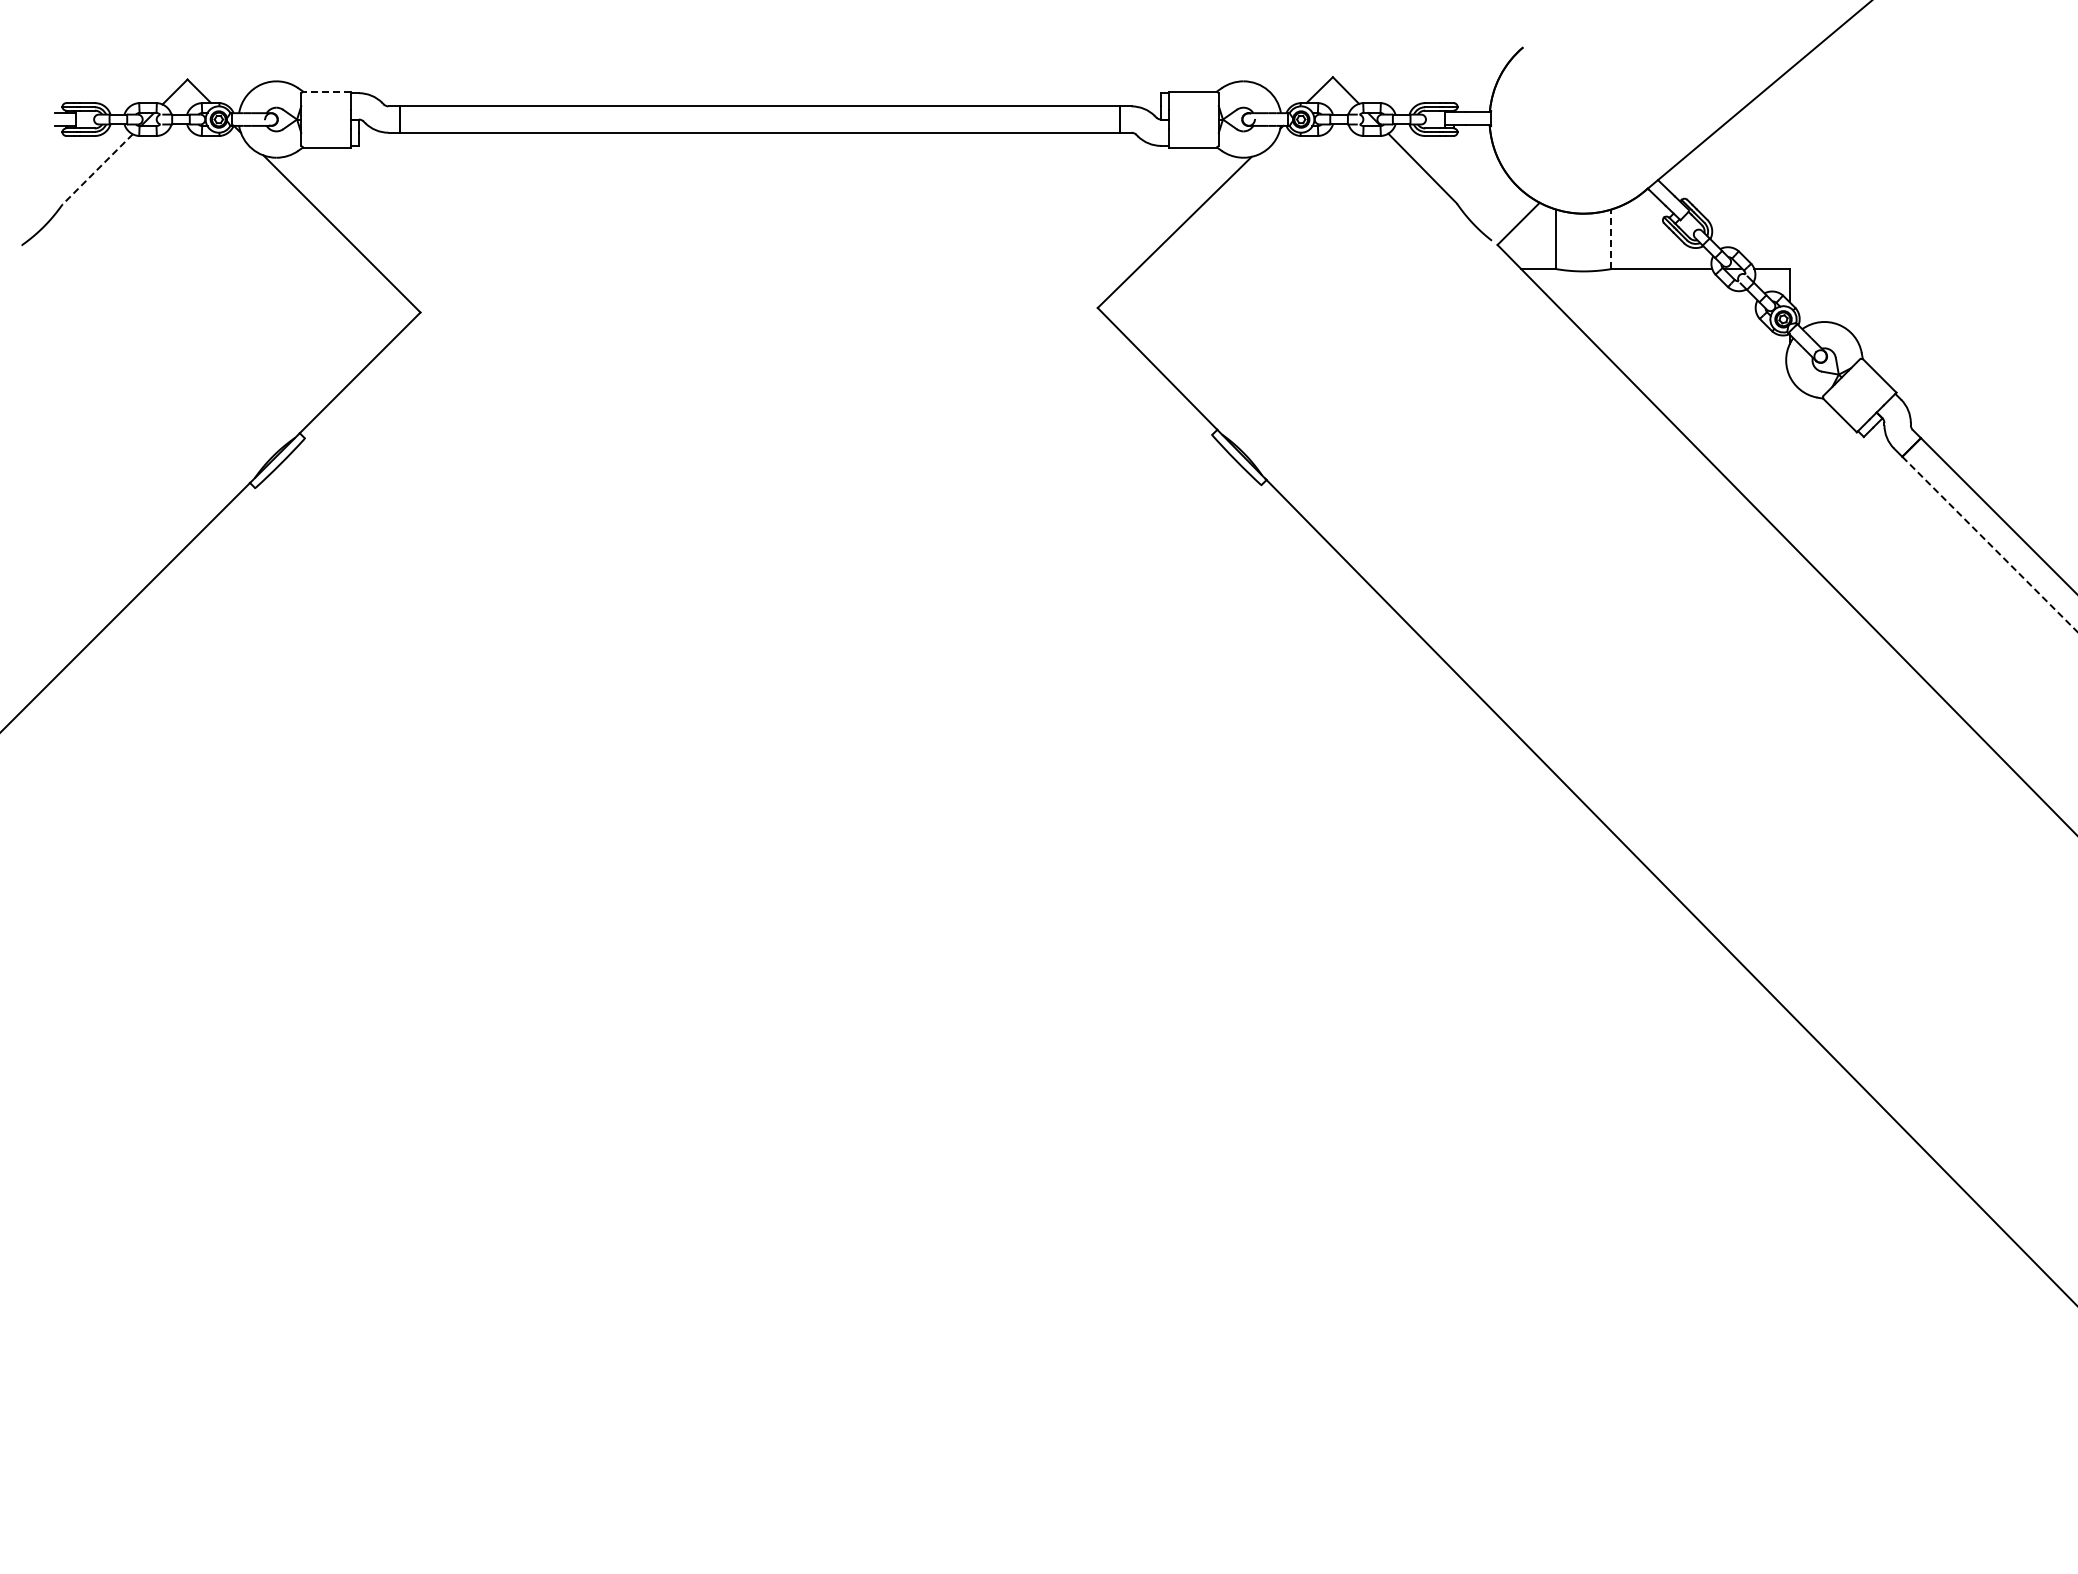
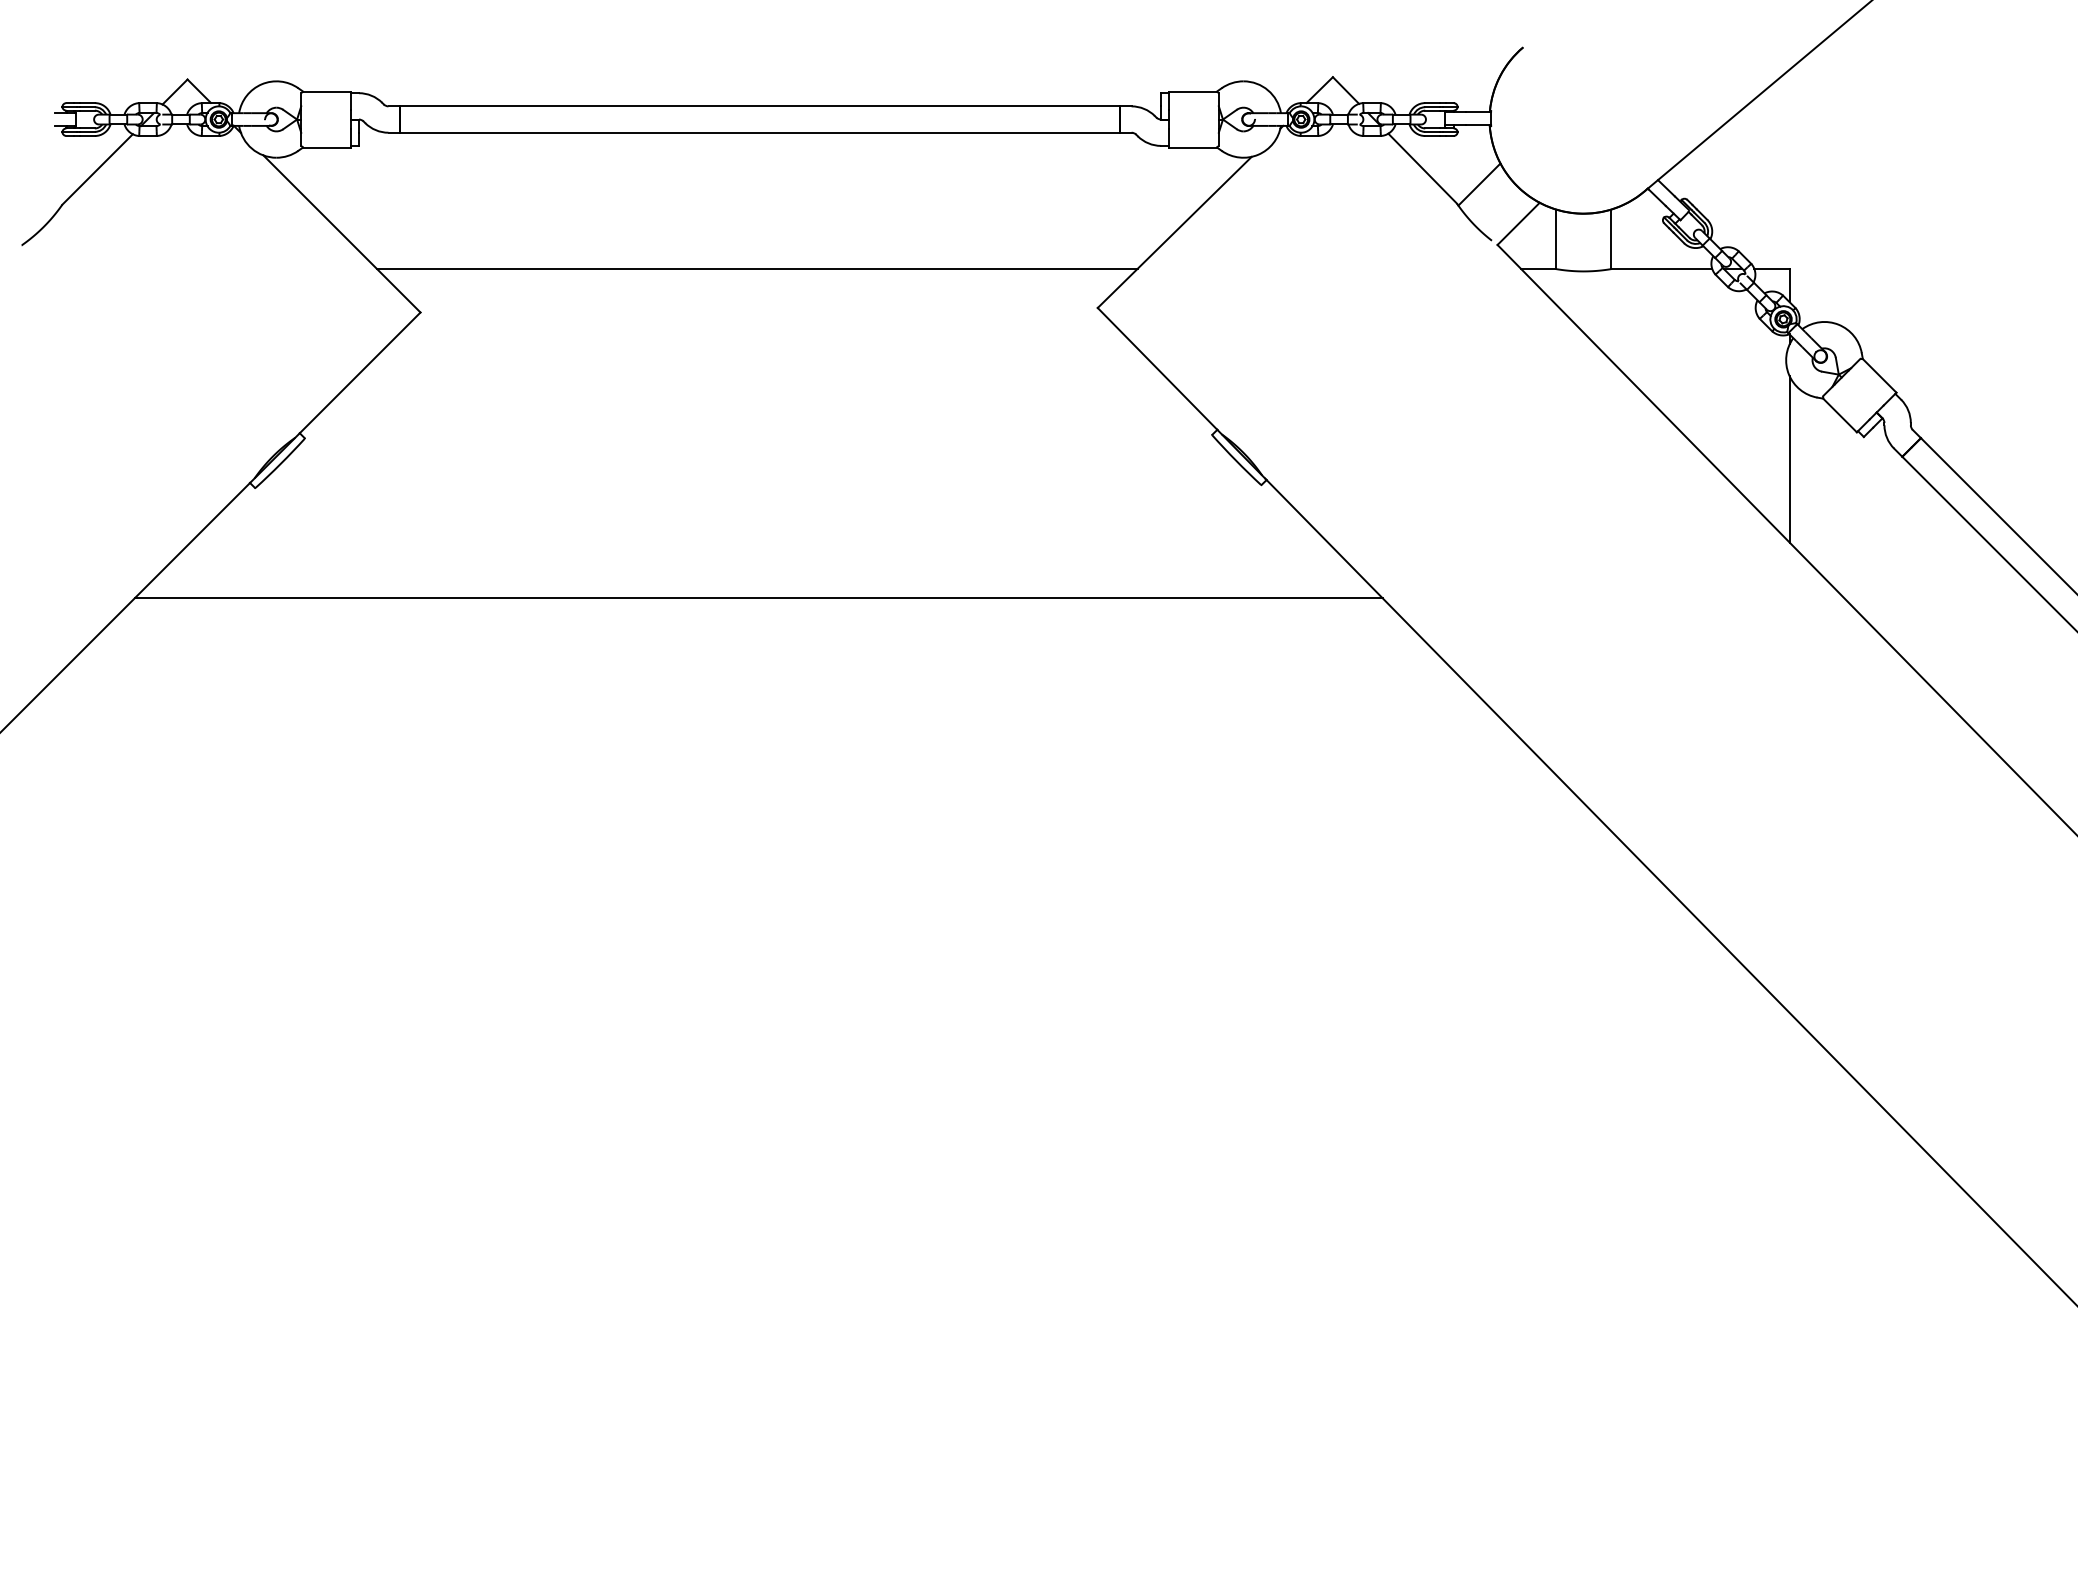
line: dashed -> solid (326, 91)
line: dashed -> solid (97, 169)
line: none -> present (1479, 184)
line: dashed -> solid (1611, 239)
line: none -> present (756, 268)
line: none -> present (1789, 459)
line: dashed -> solid (1989, 544)
line: none -> present (758, 598)
